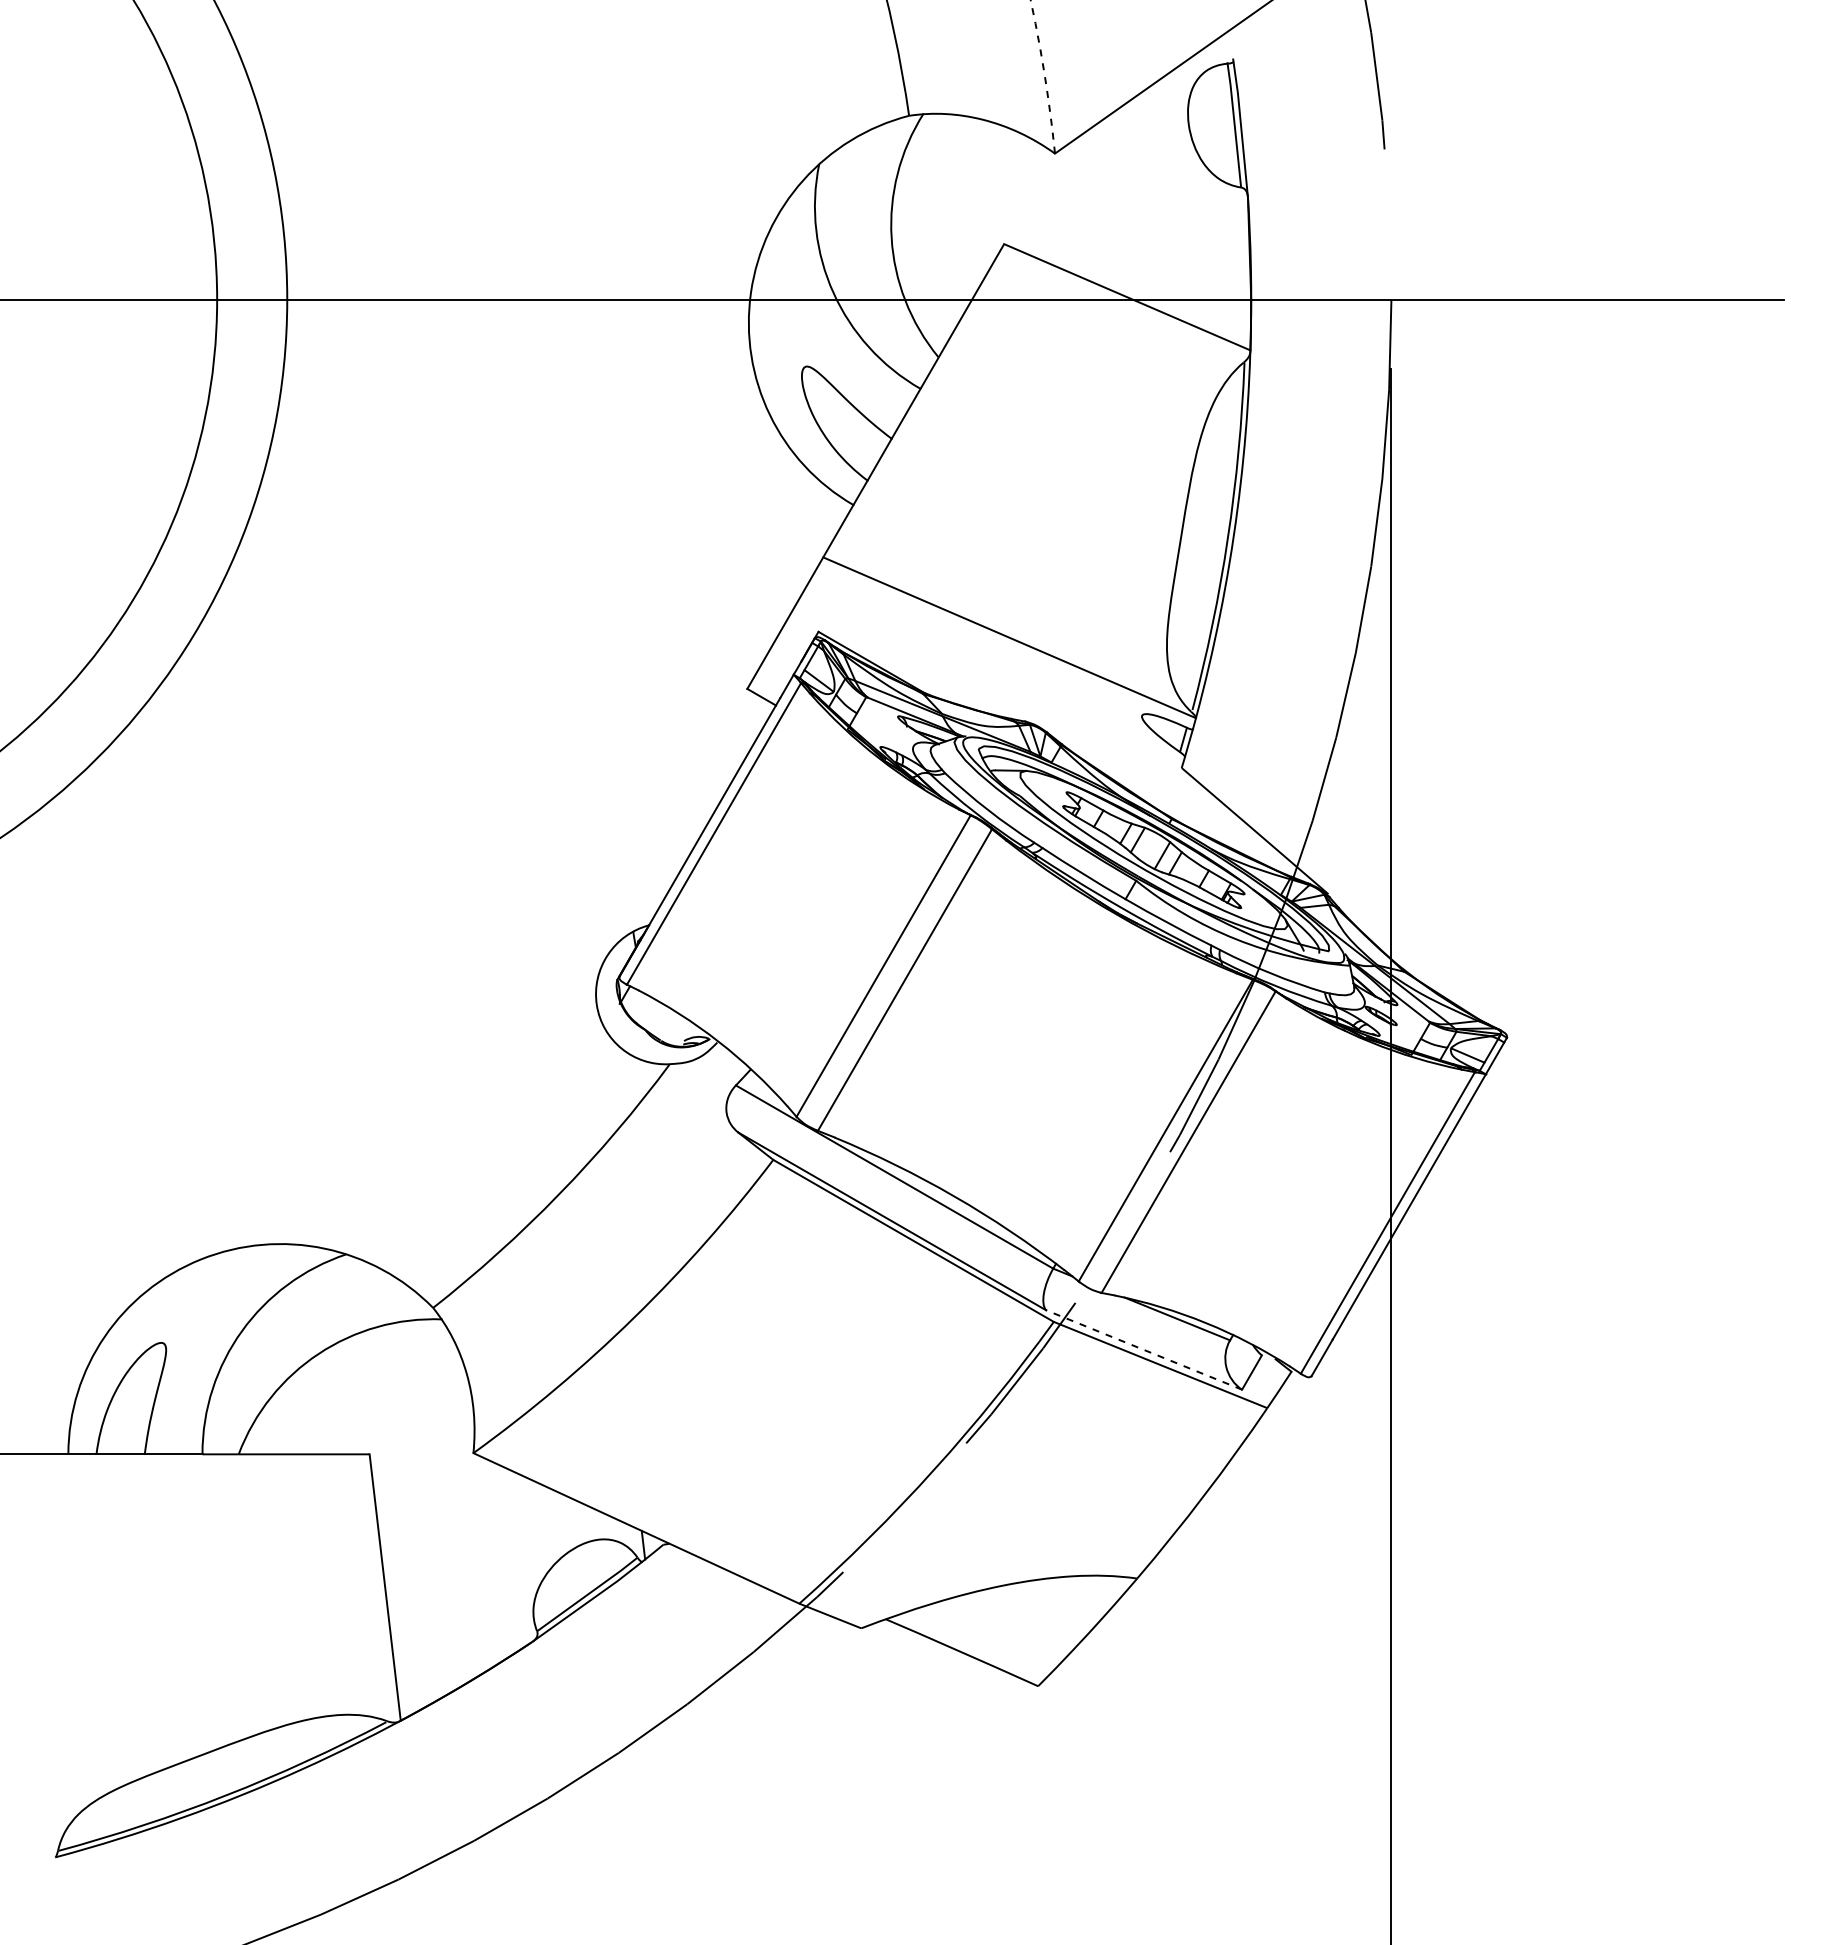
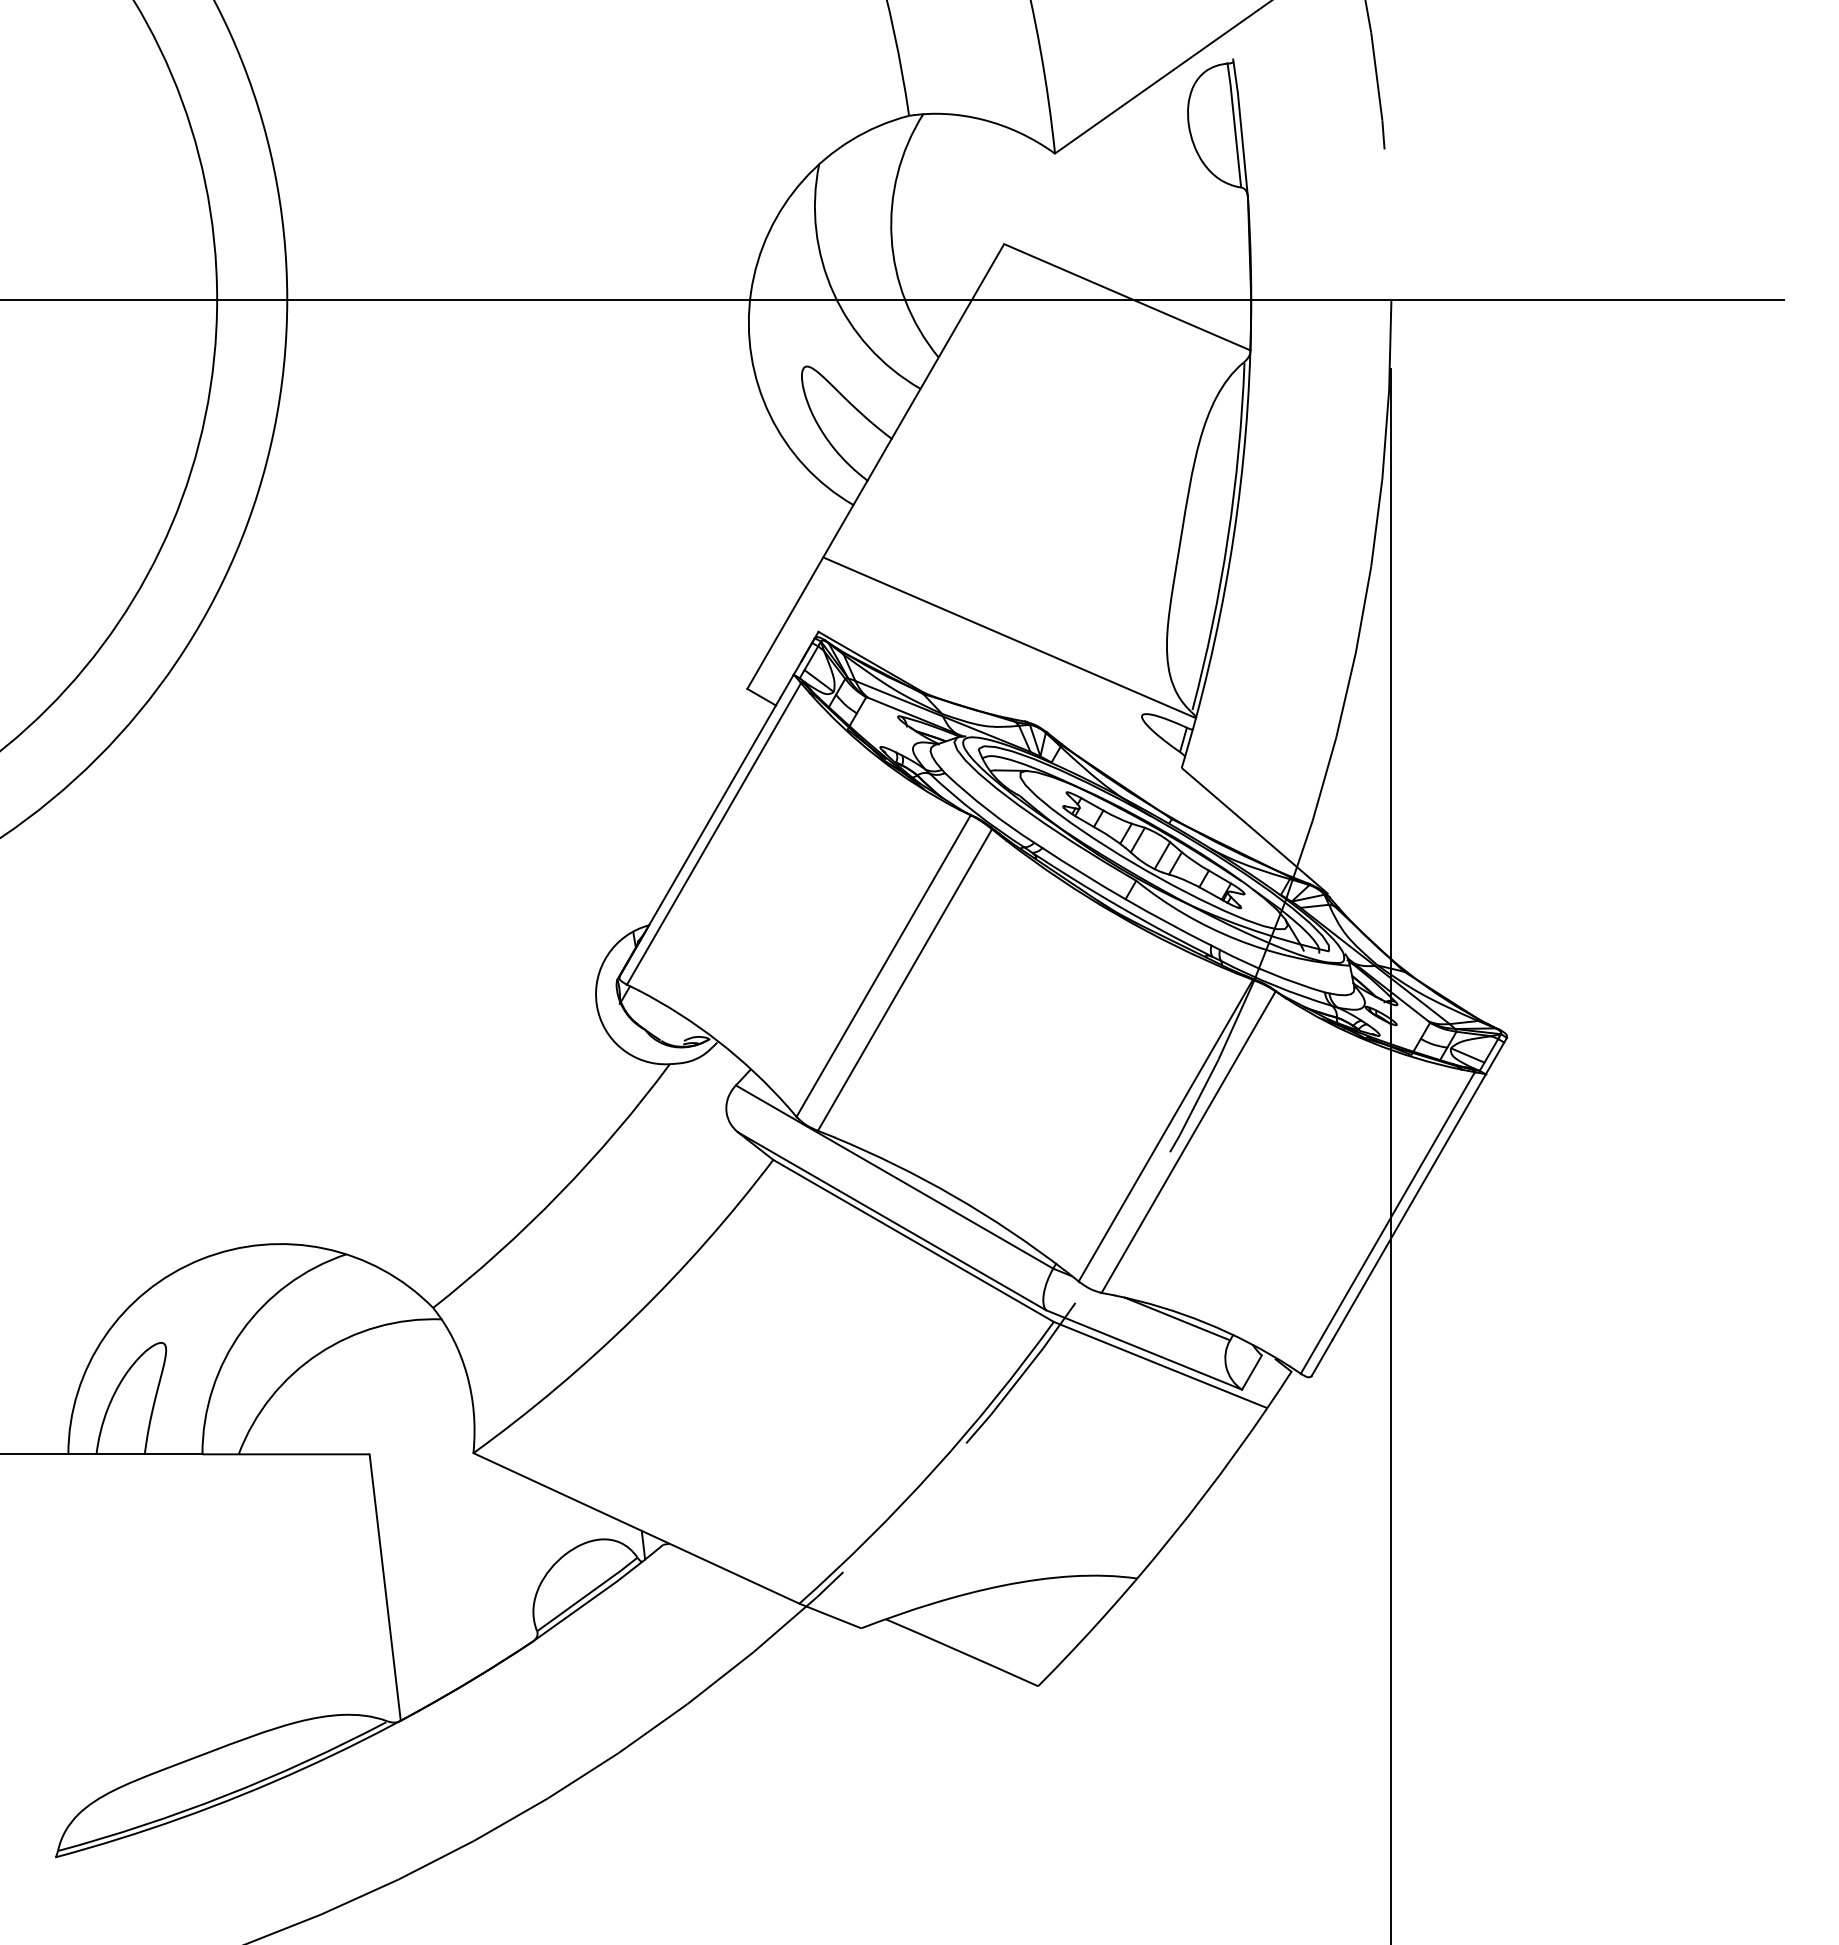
arc: dashed -> solid (1044, 76)
line: dashed -> solid (1144, 1349)
